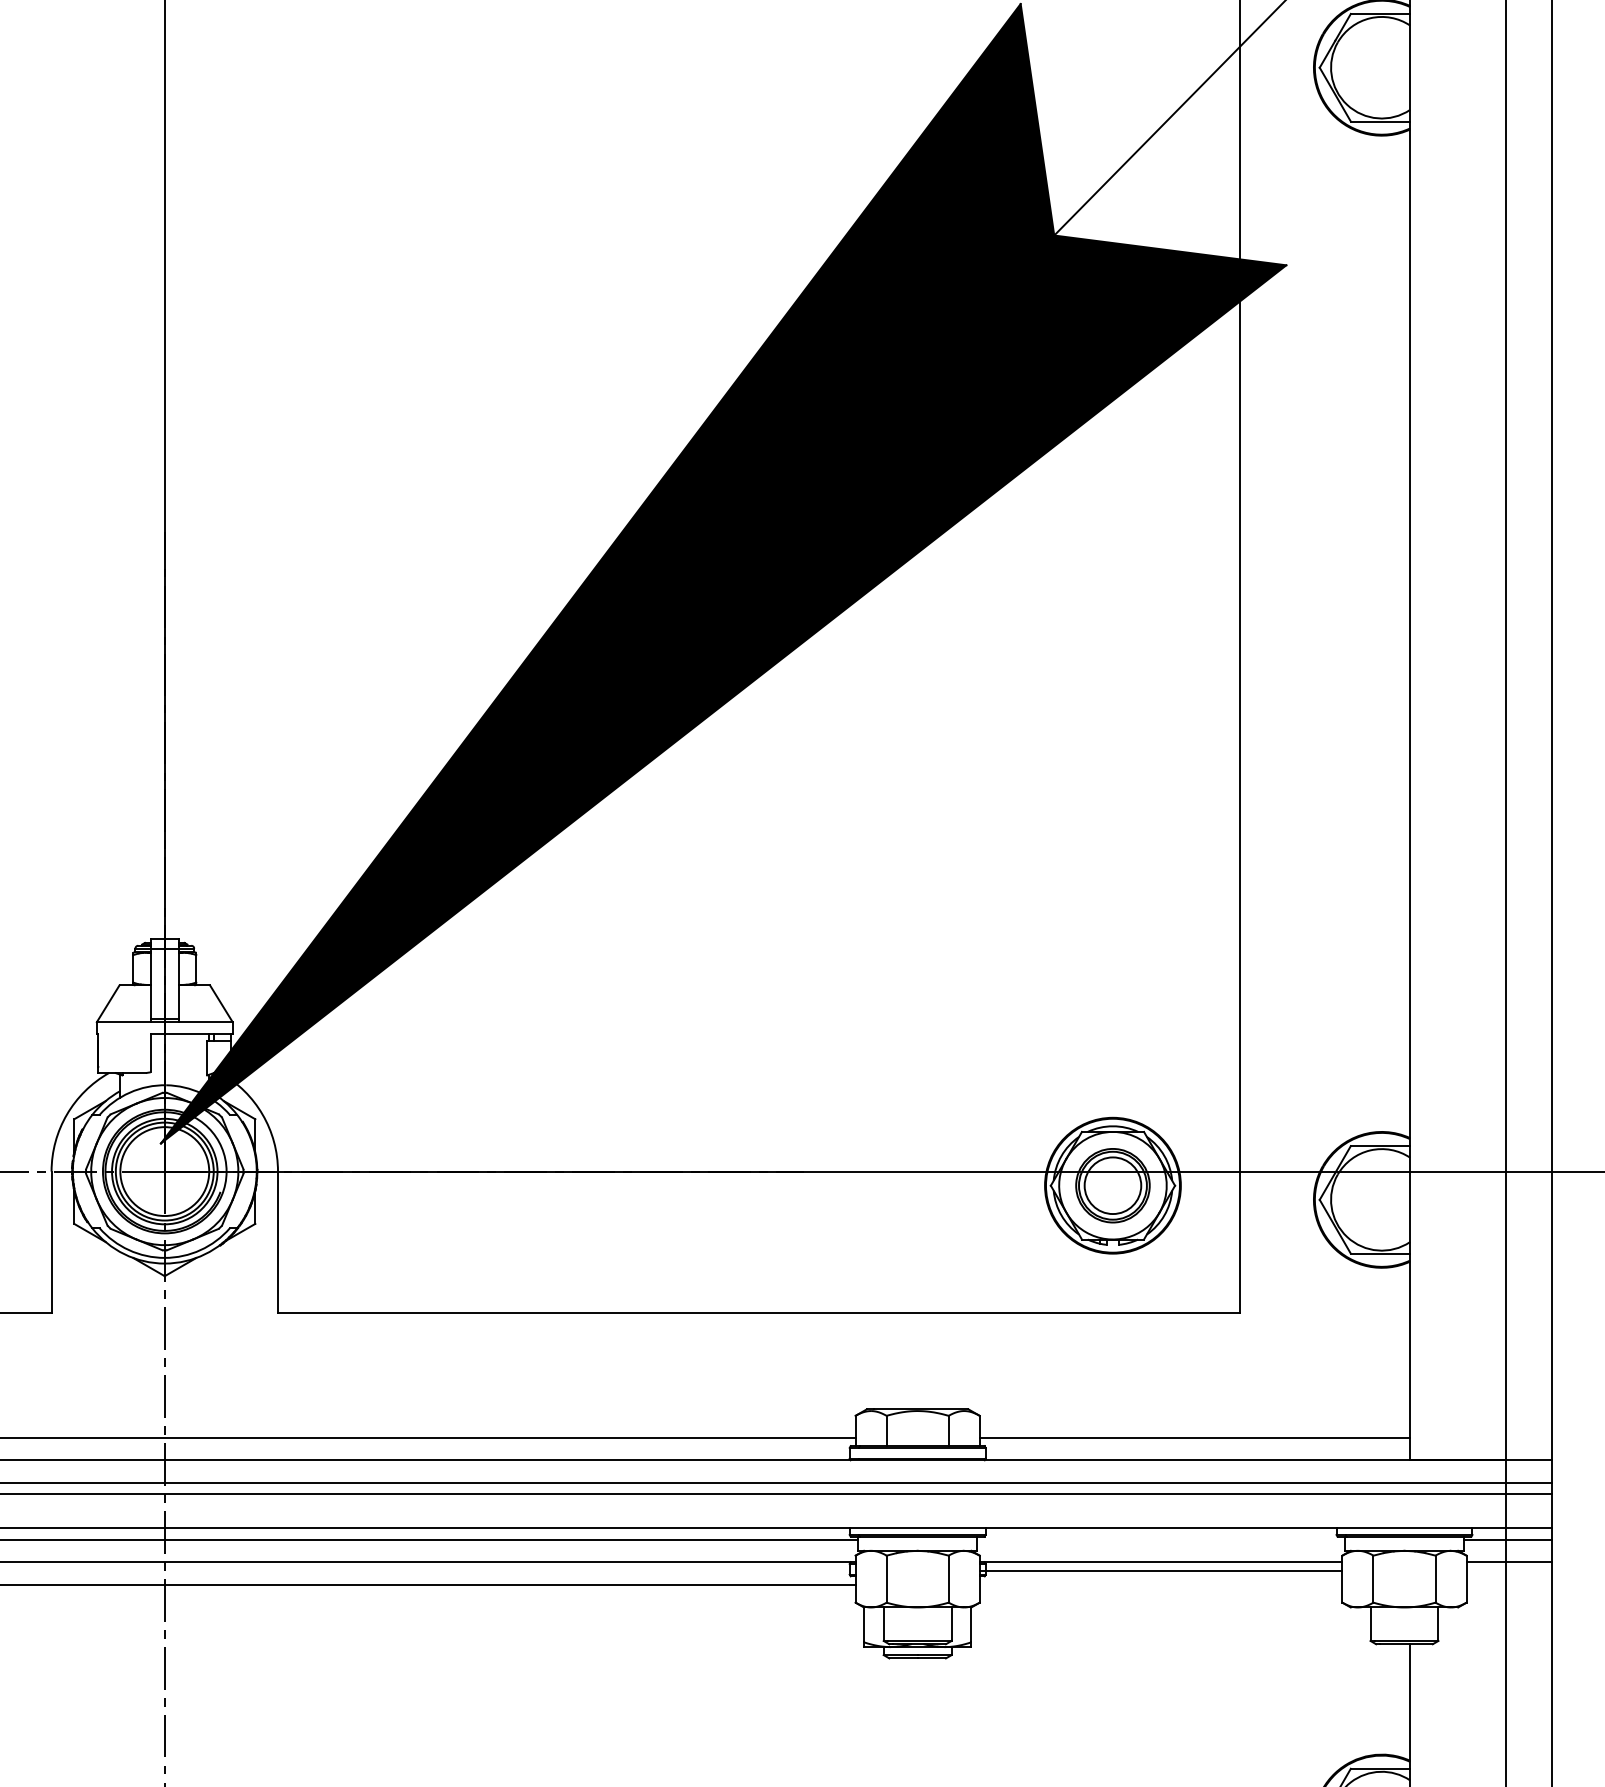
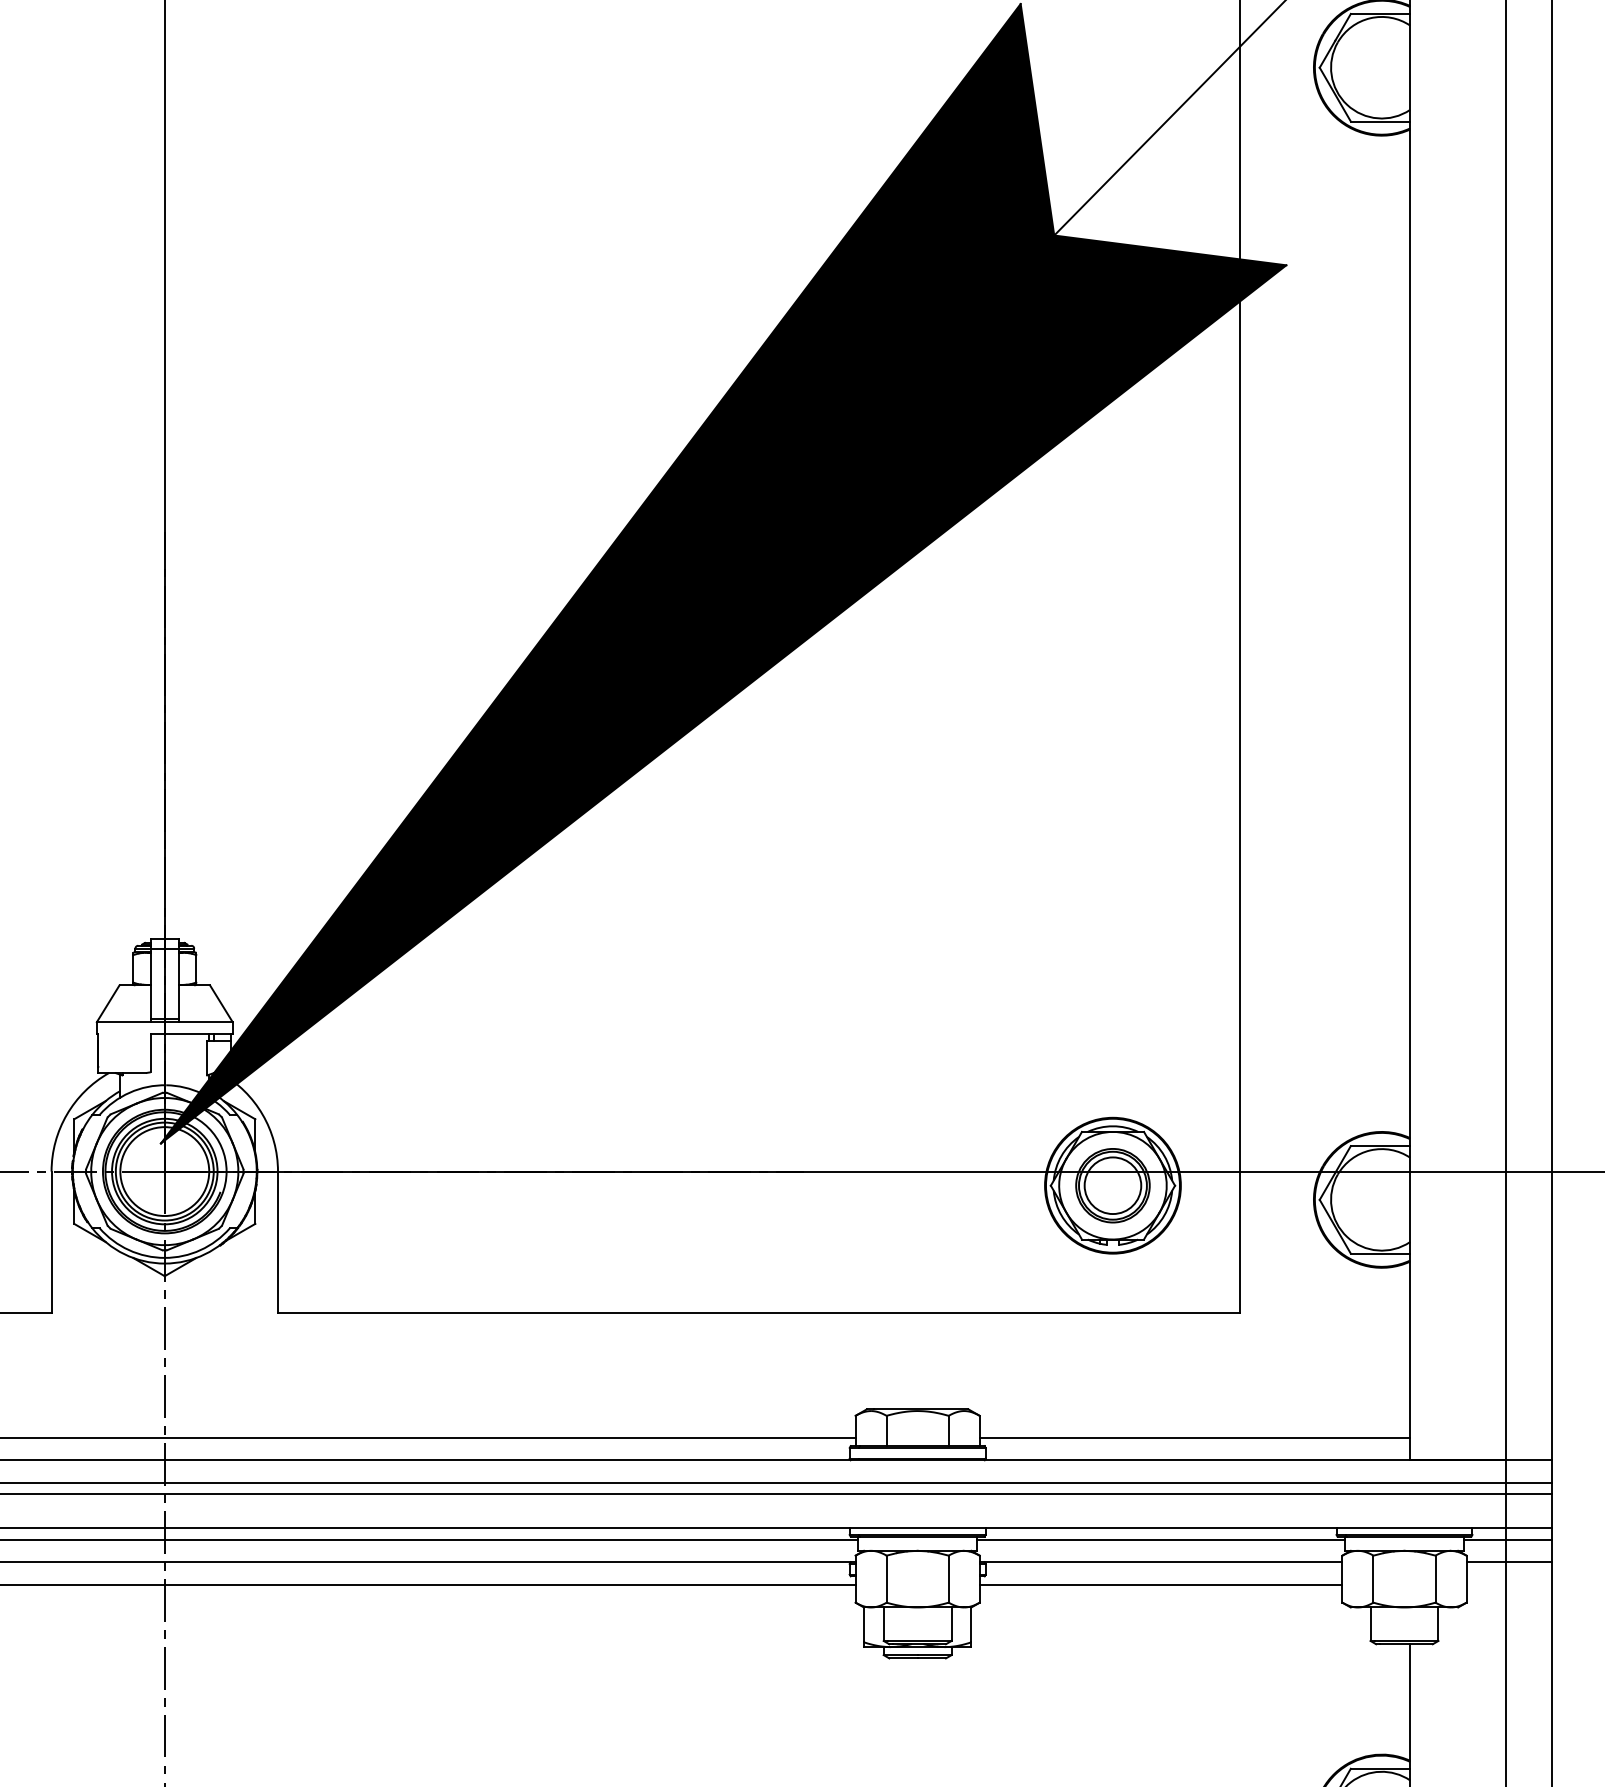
line: none -> present (1161, 1539)
line position: (1160, 1570) -> (1160, 1584) (1160, 1584)
